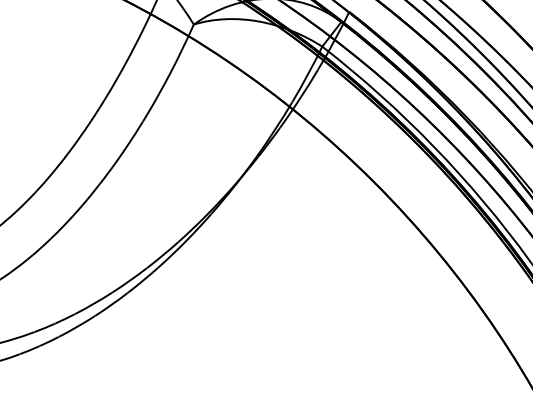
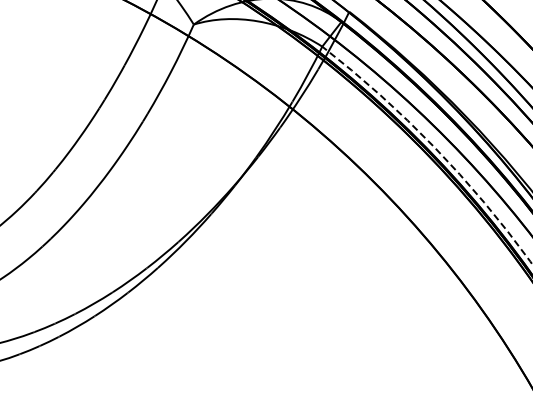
arc: solid -> dashed (435, 148)
